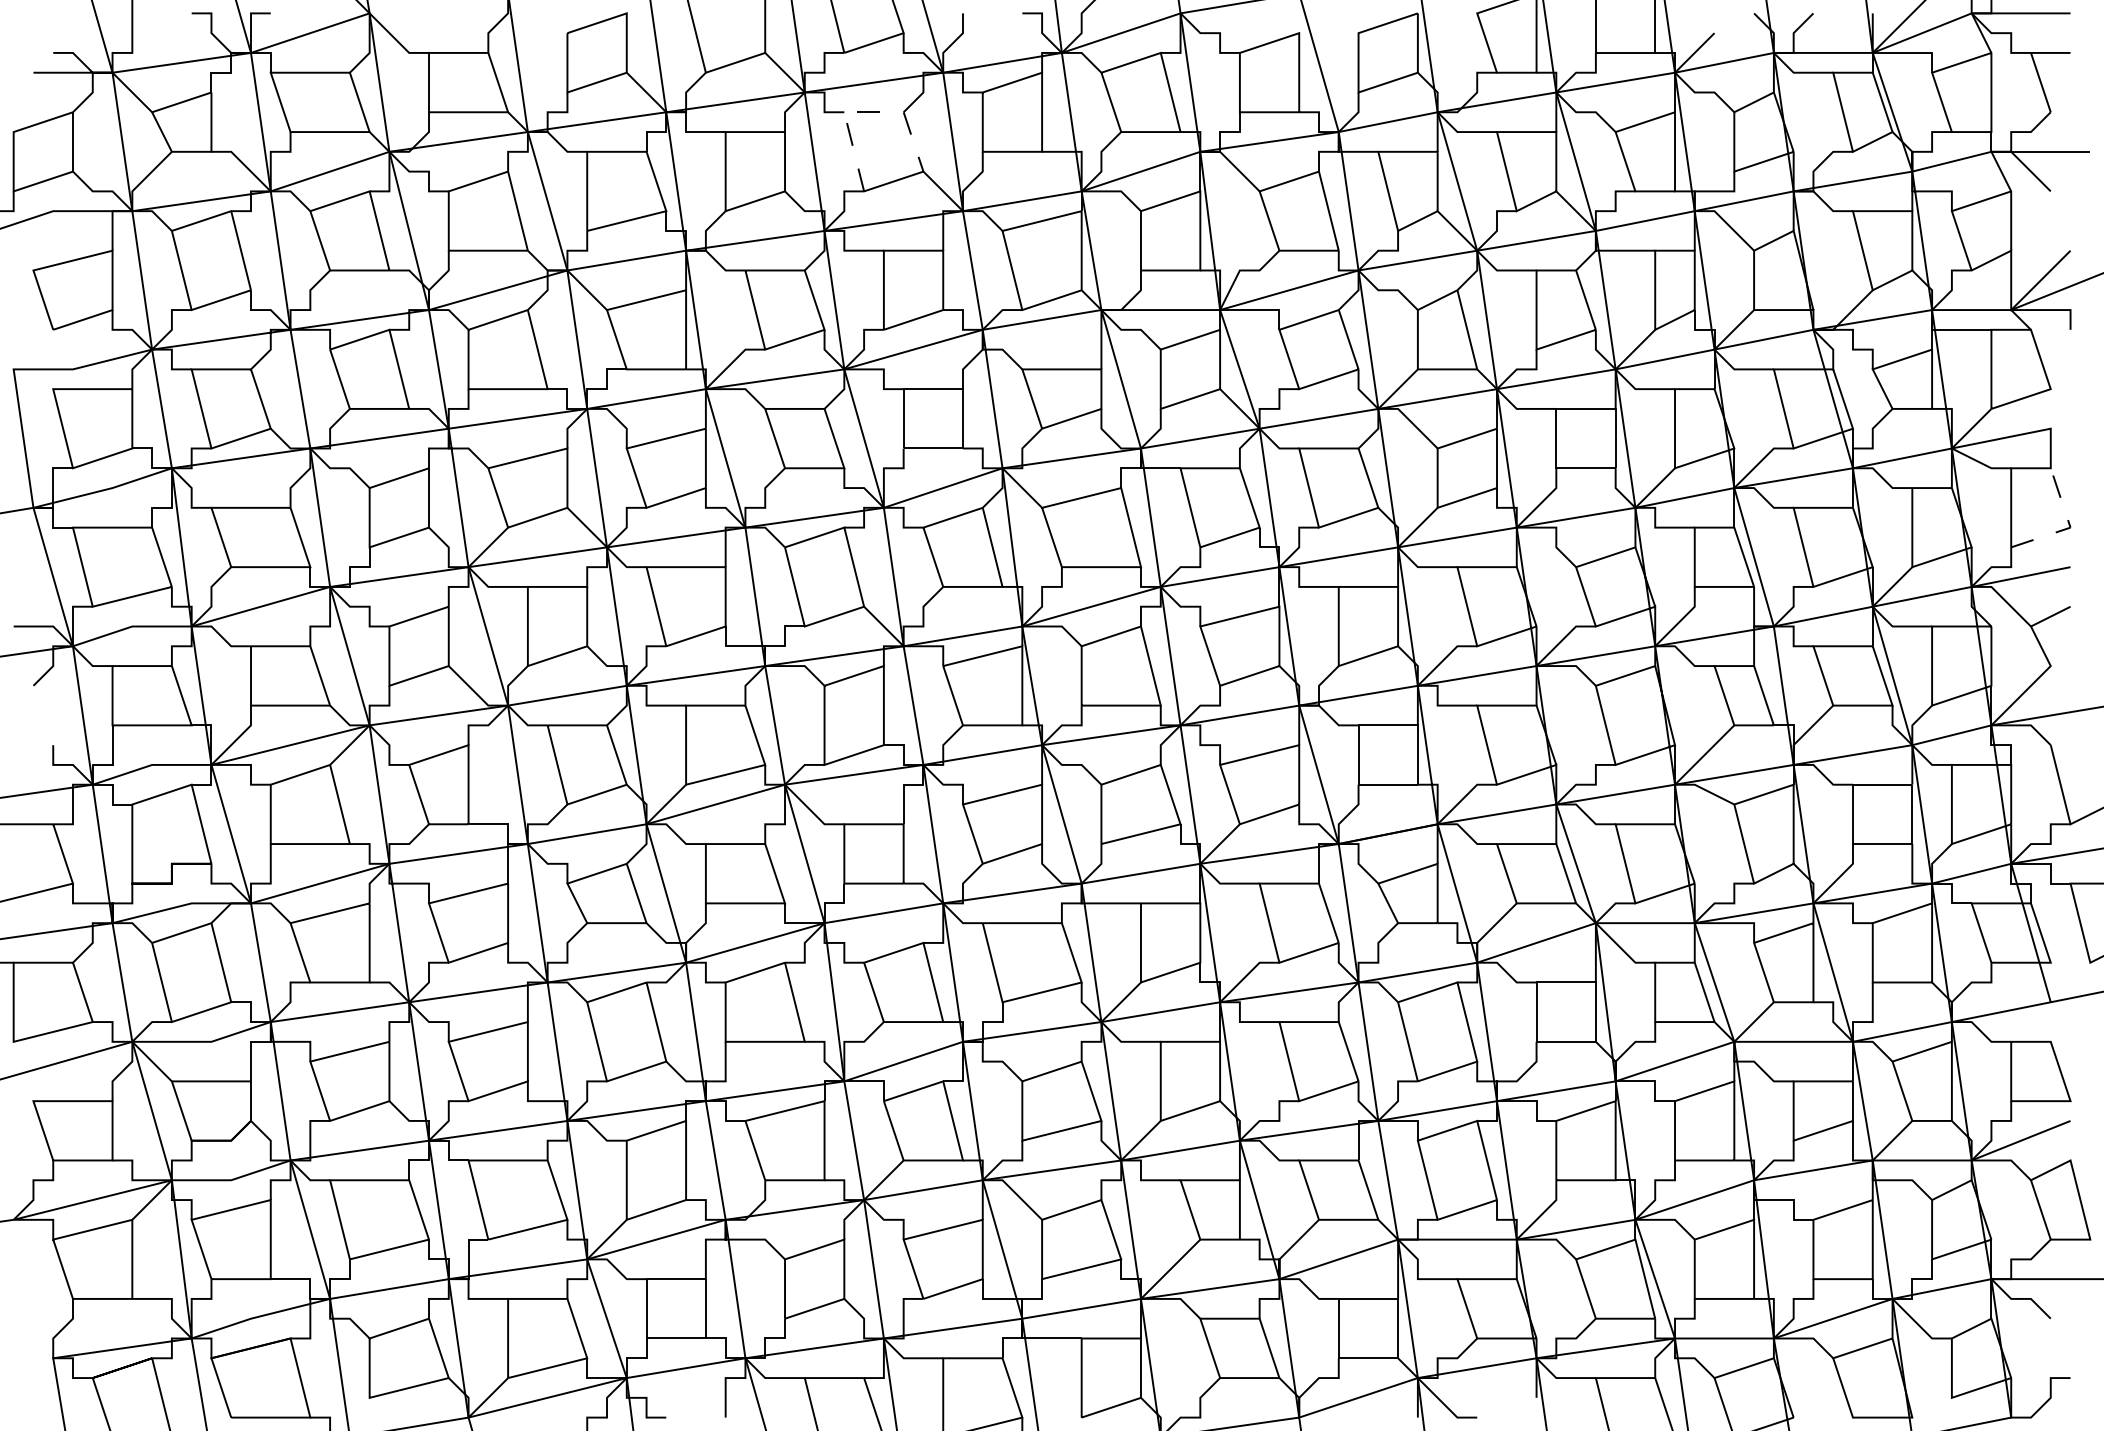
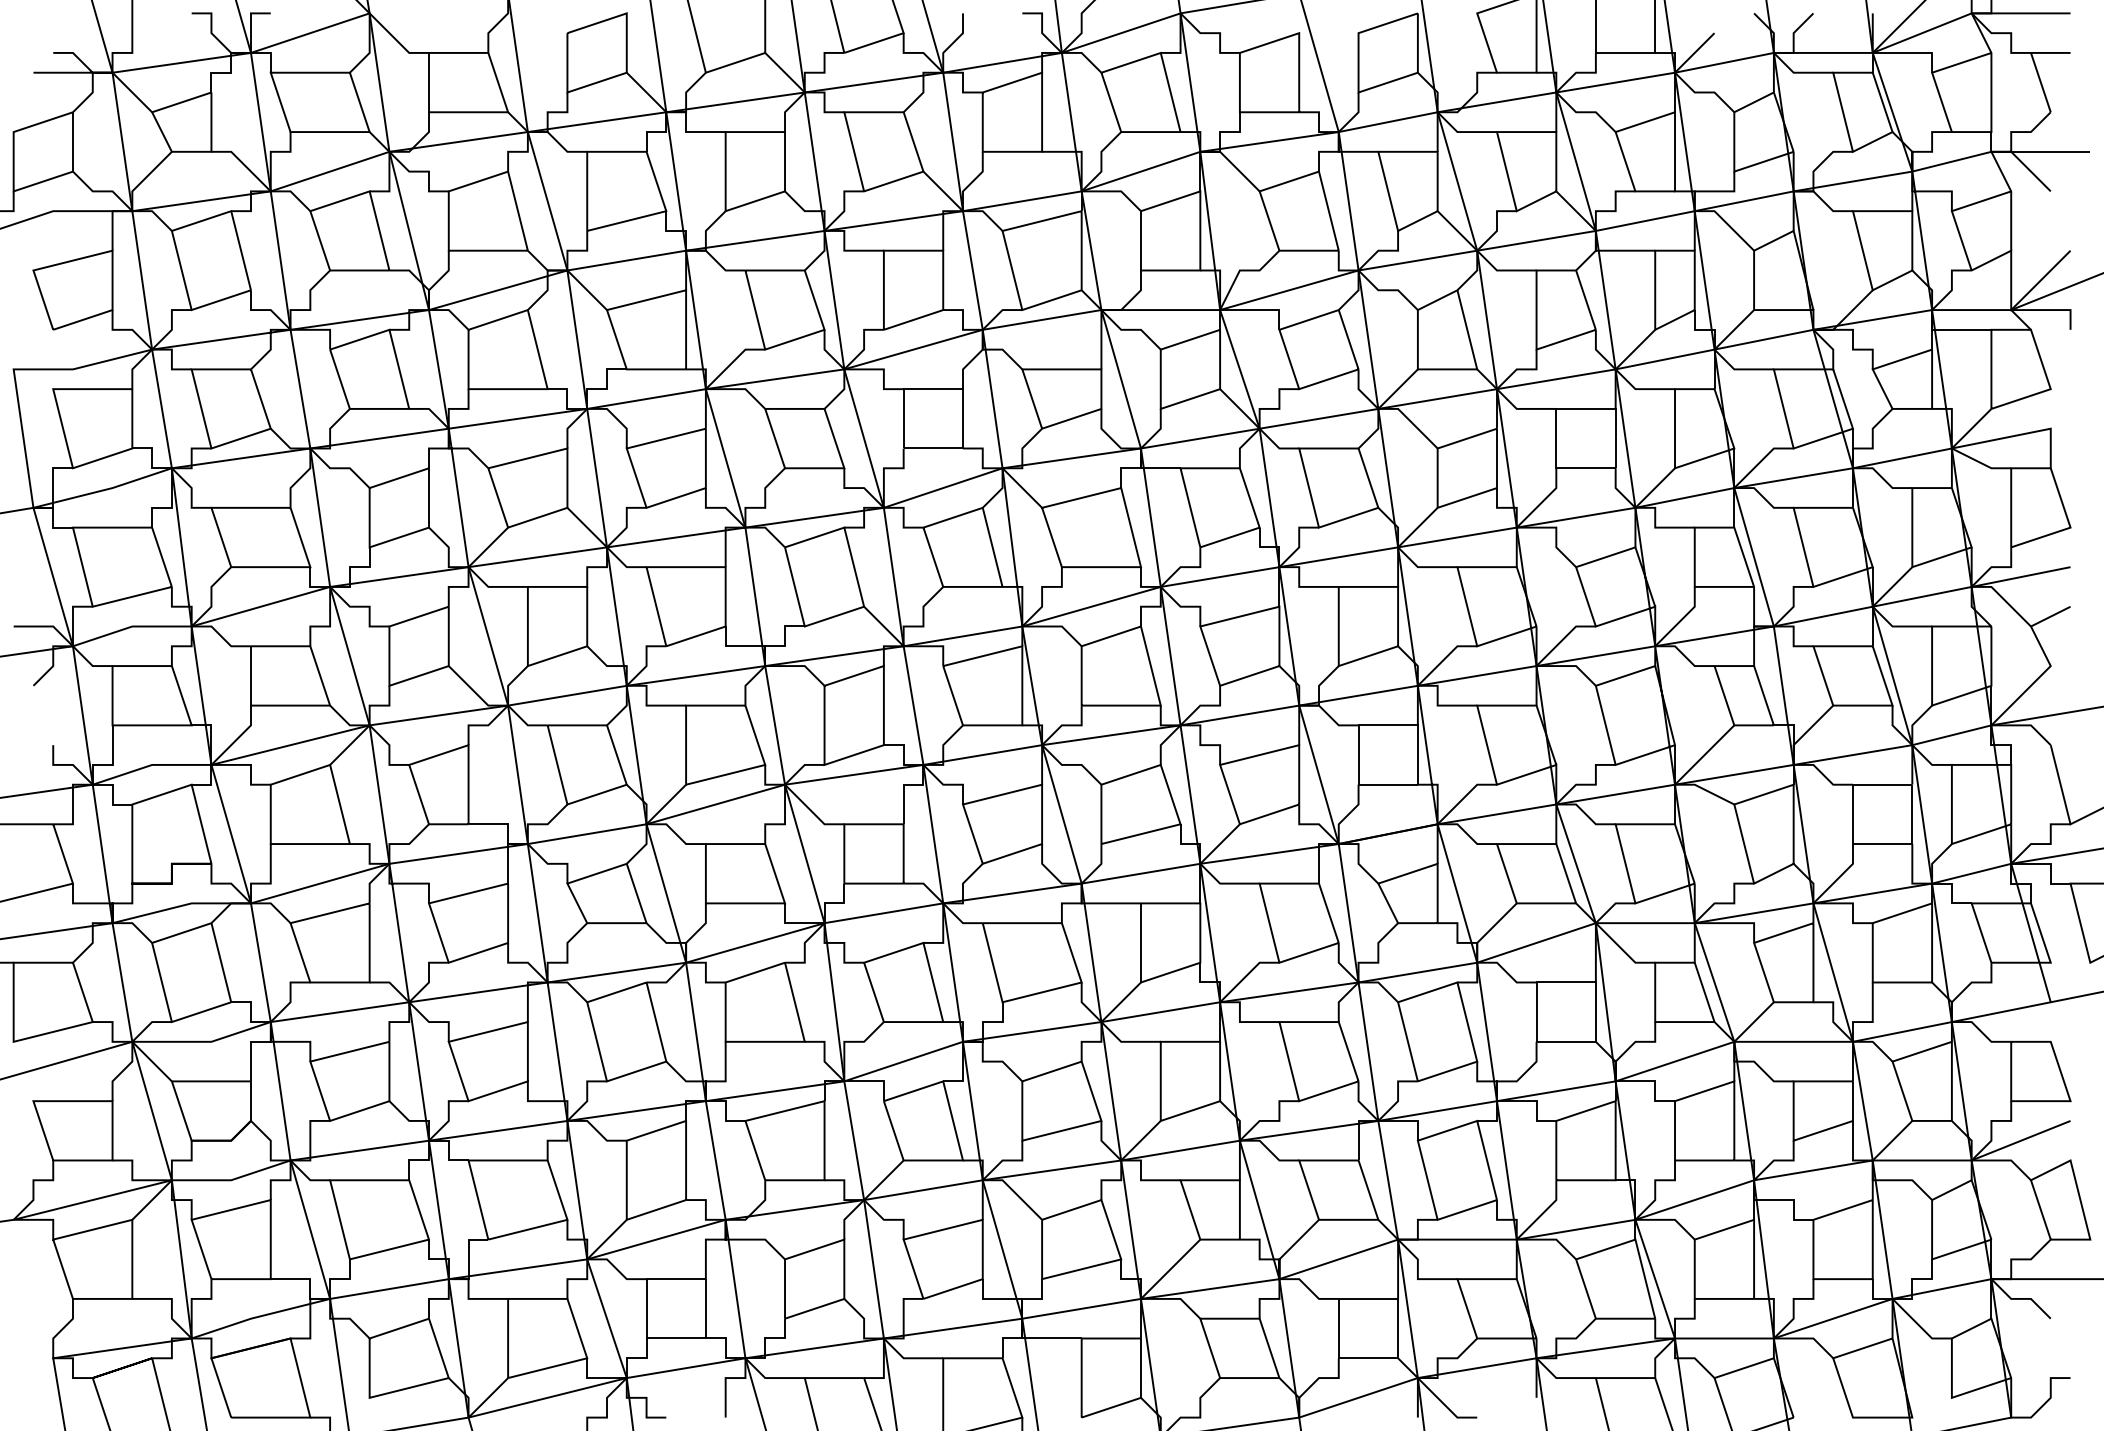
line: dashed -> solid (865, 112)
line: dashed -> solid (2070, 527)
